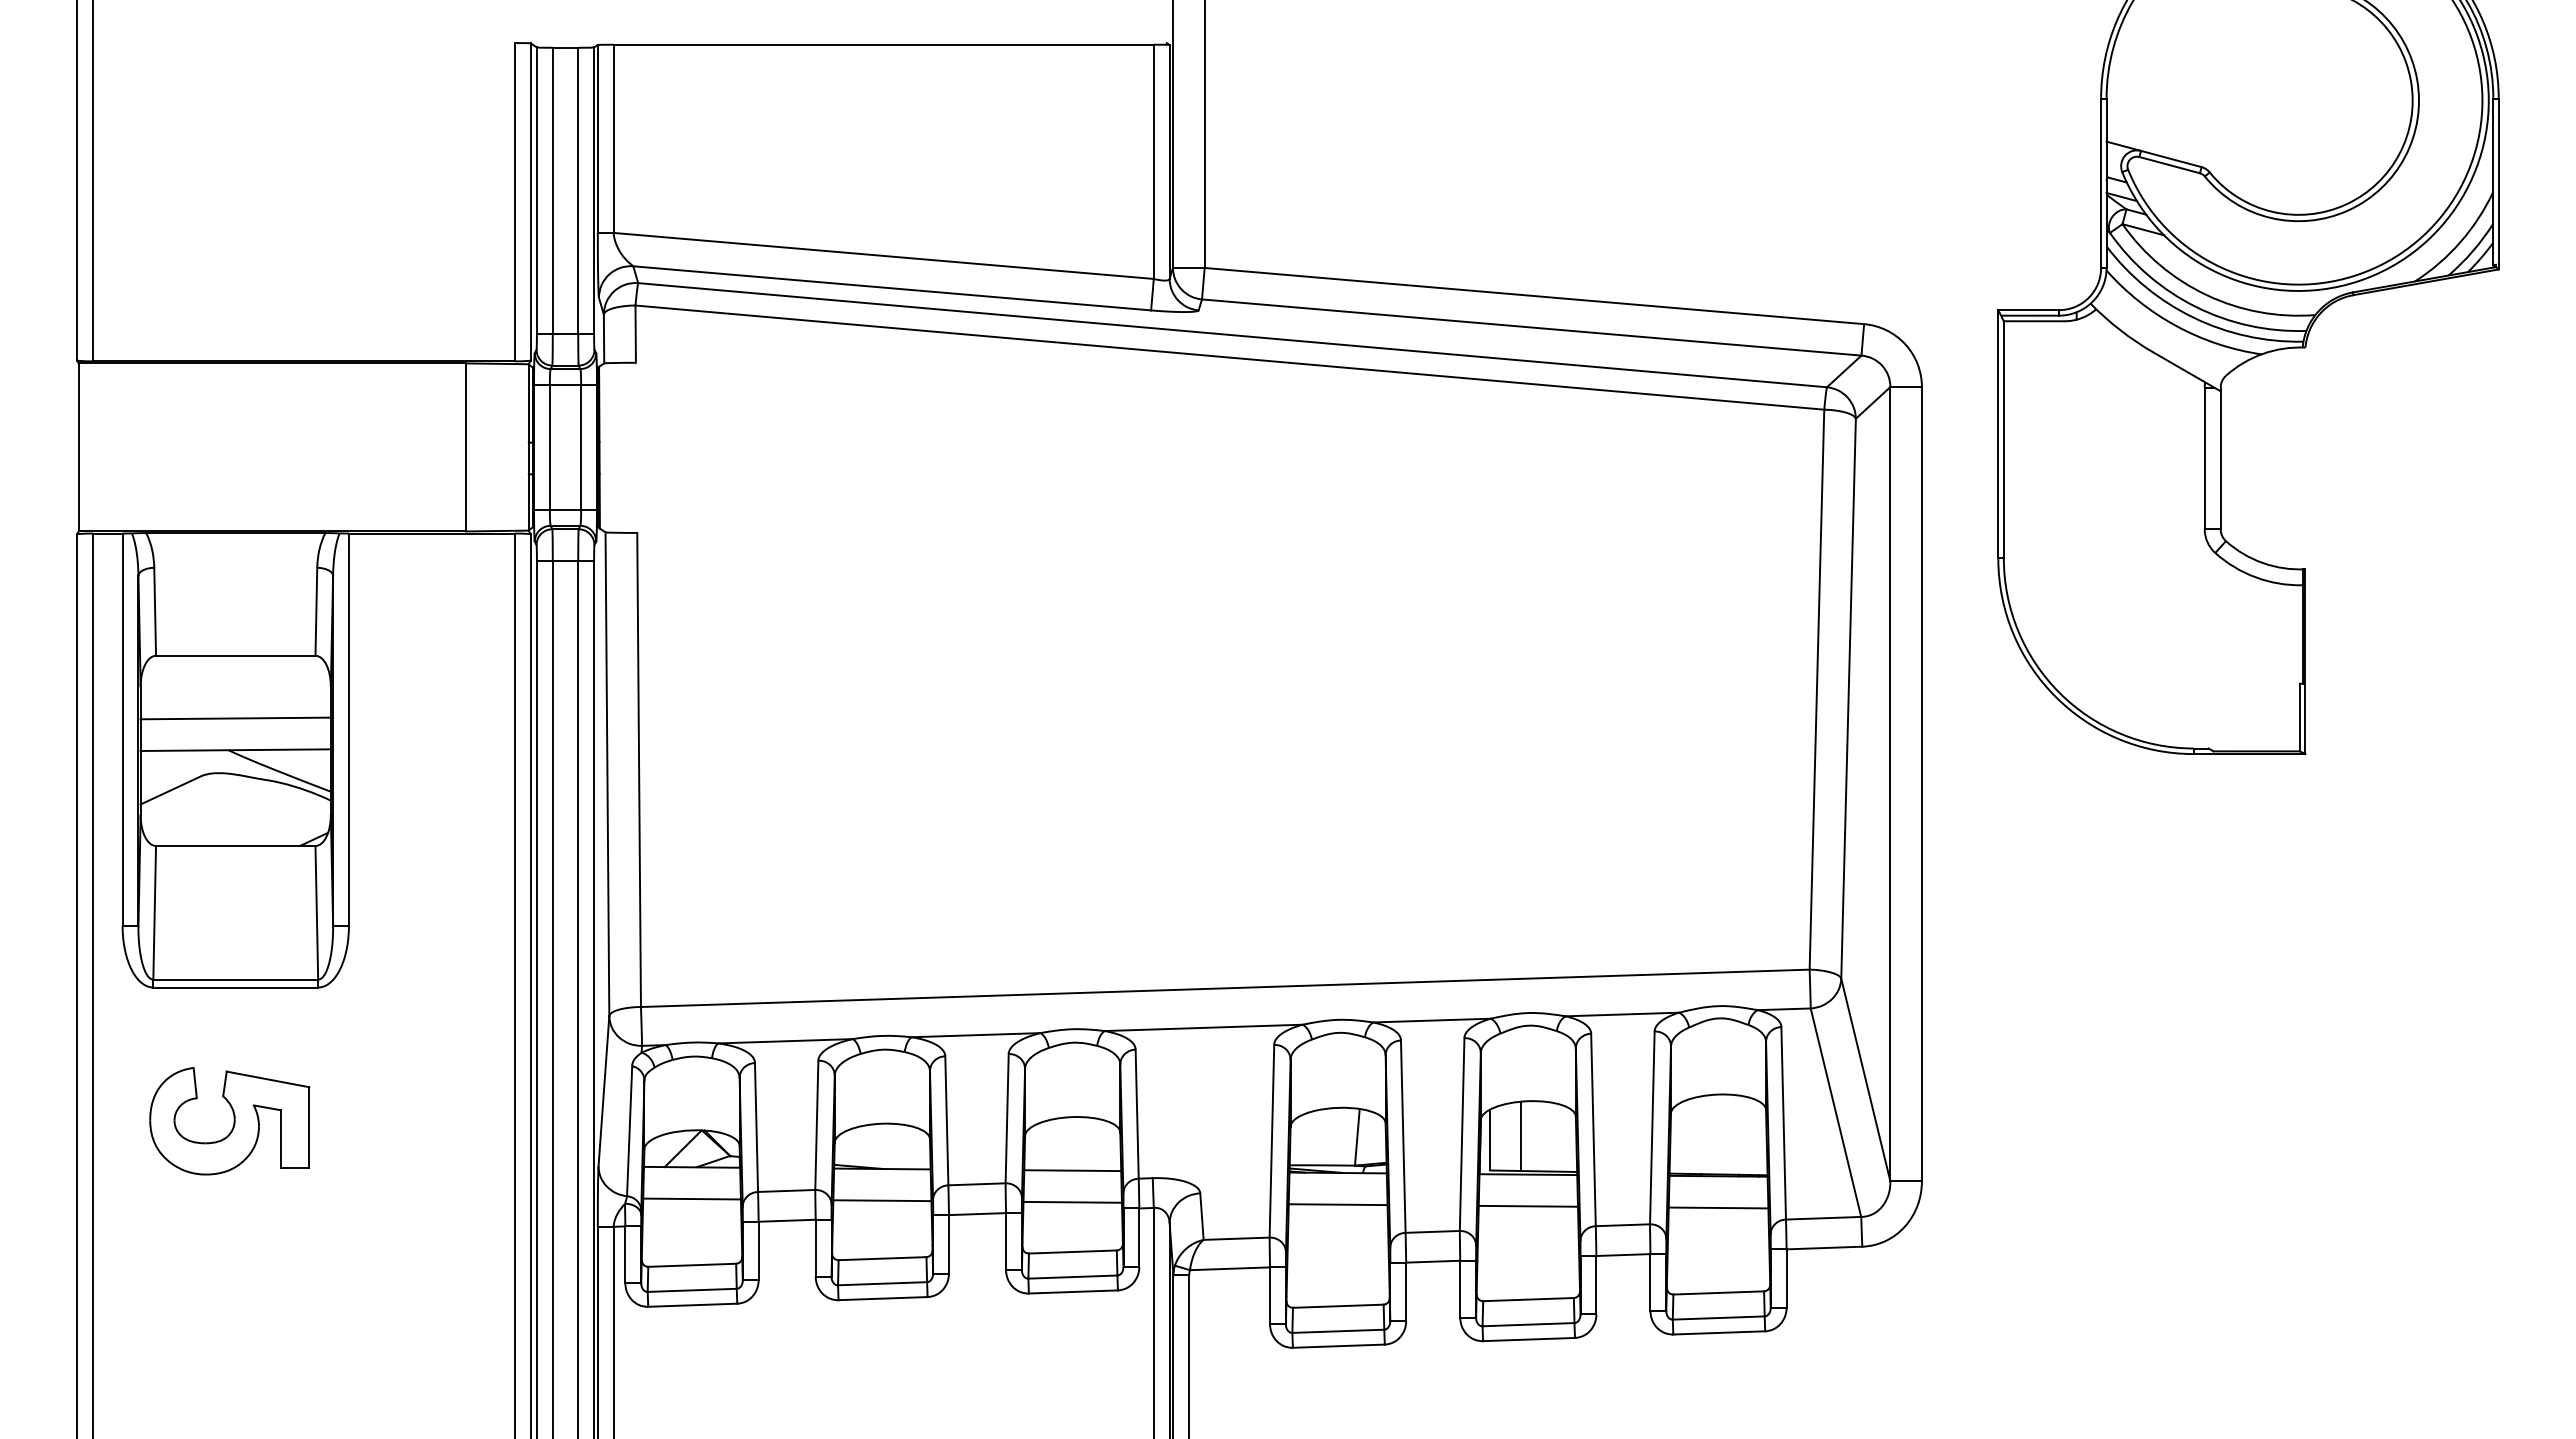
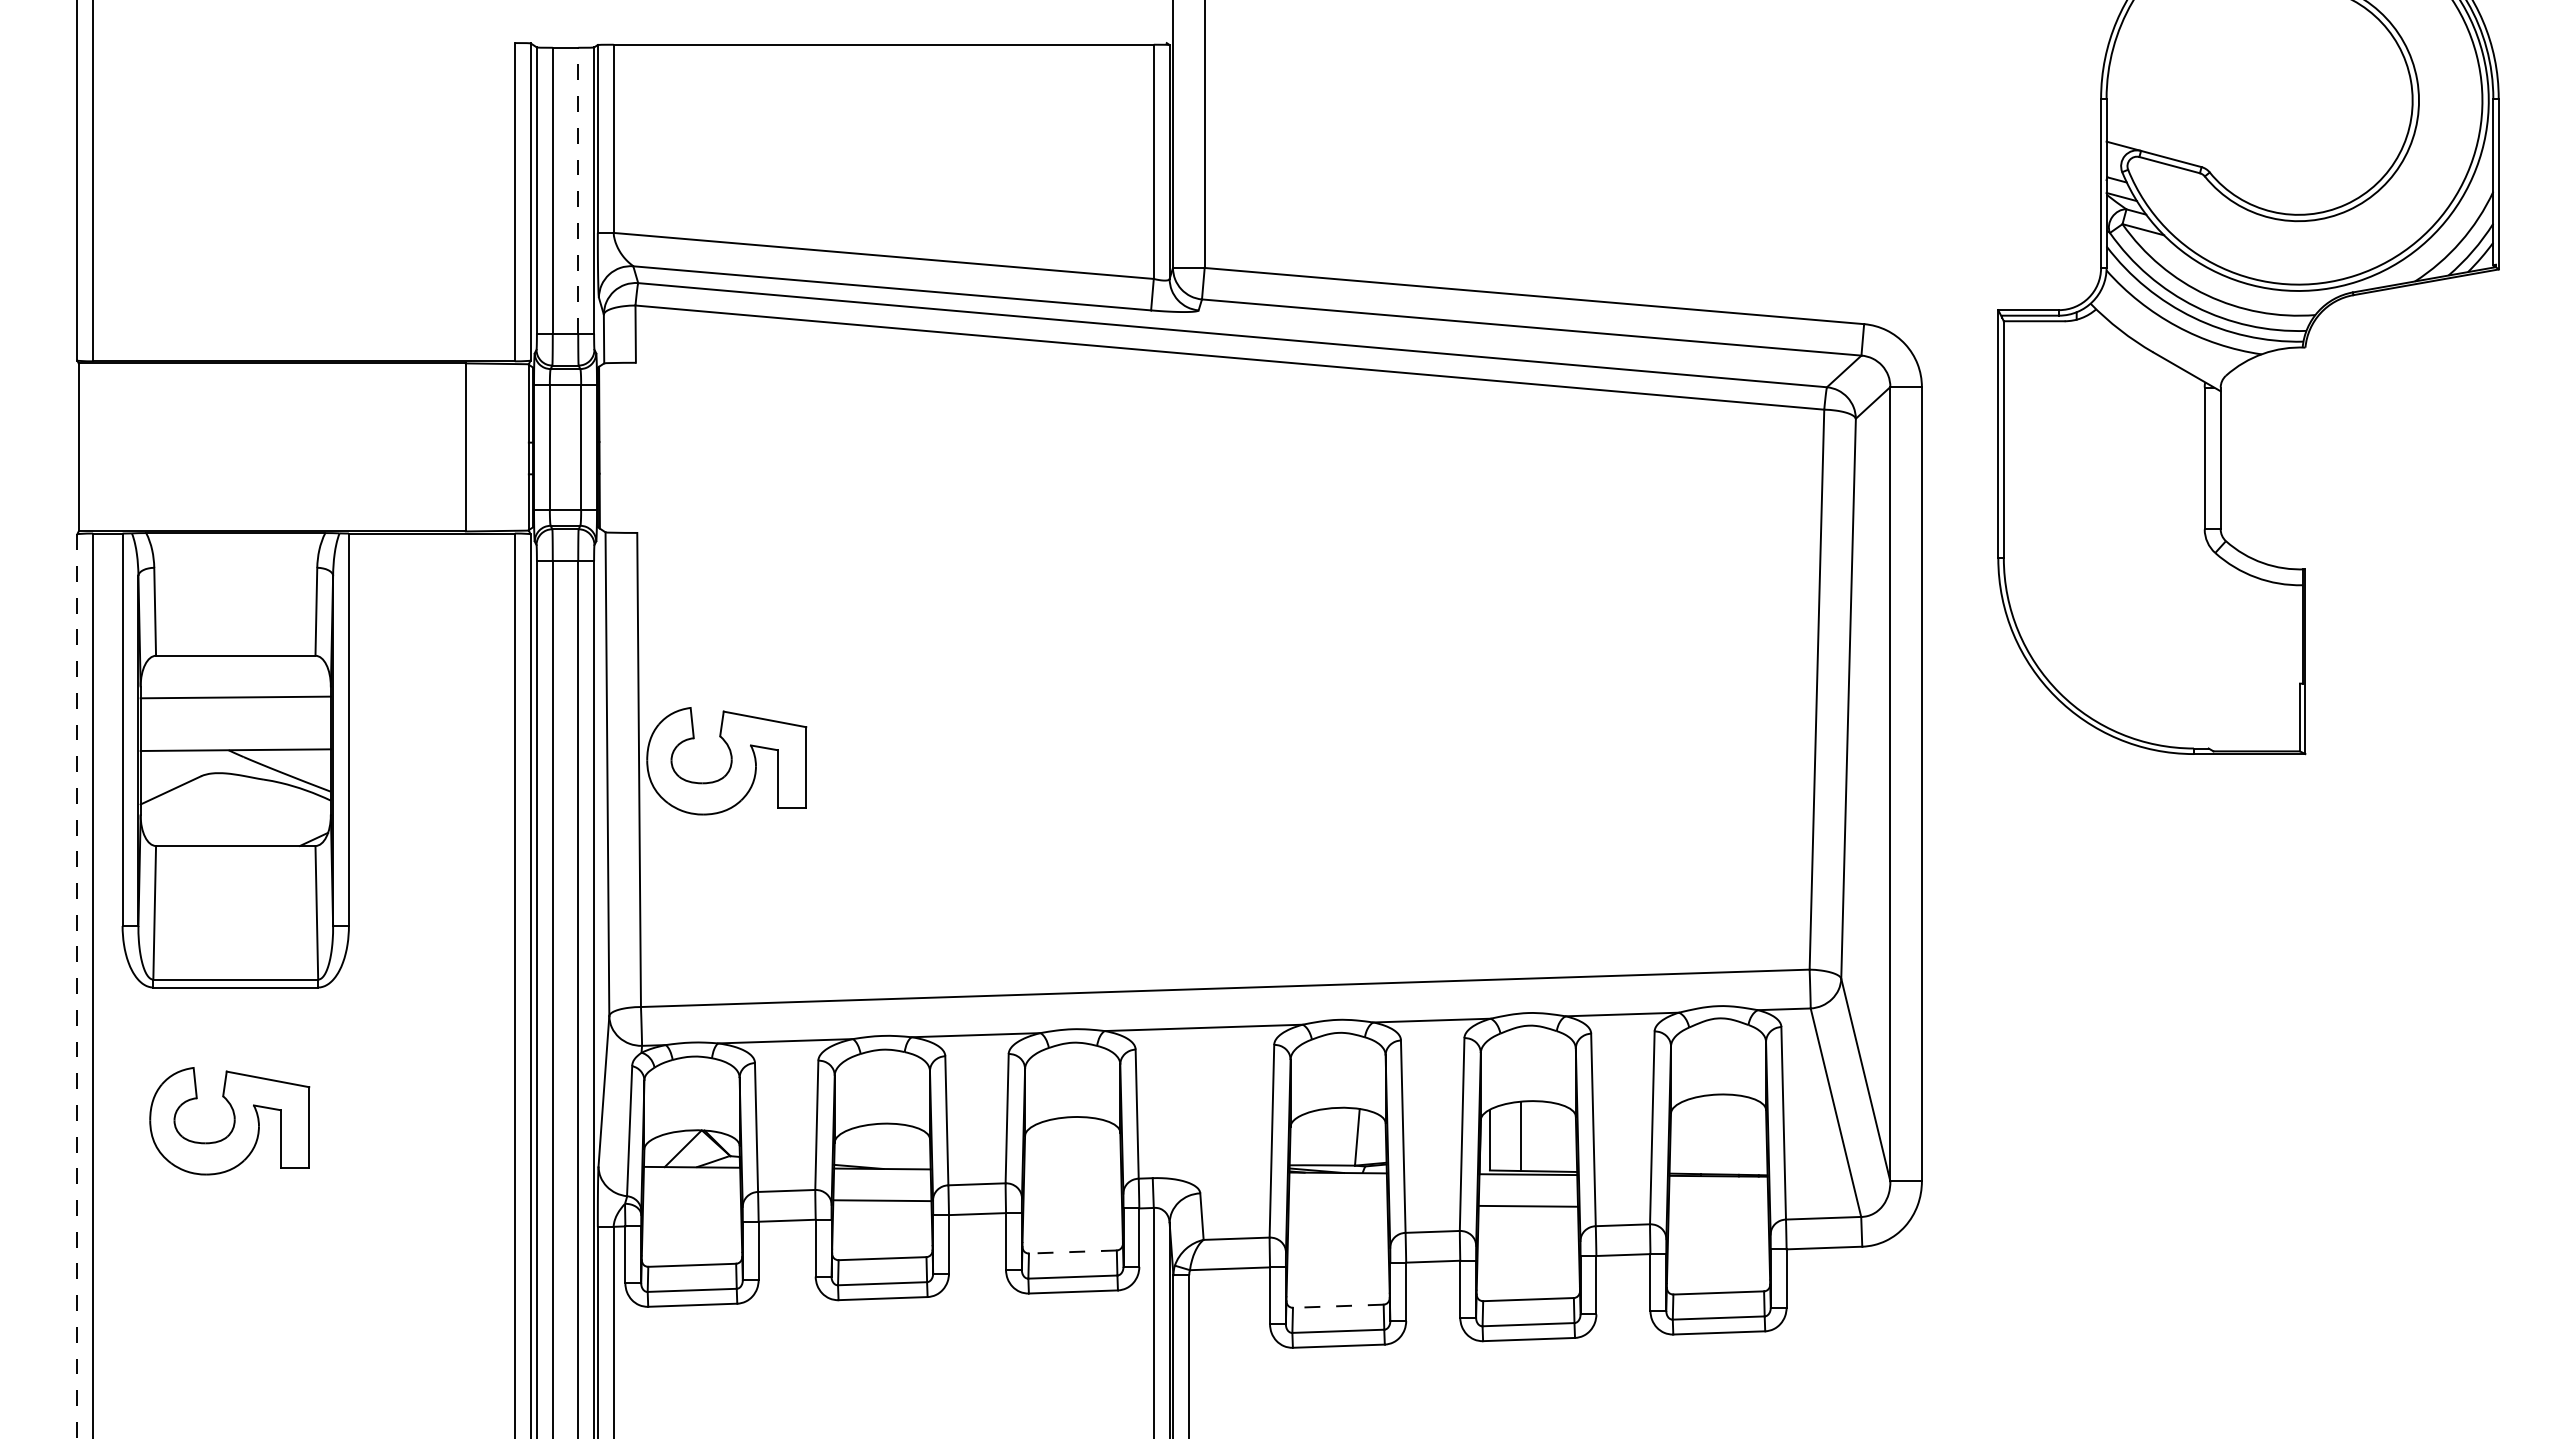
line: solid -> dashed (578, 190)
line position: (235, 718) -> (235, 697) (235, 697)
part: none -> present (726, 761)
line: solid -> dashed (77, 986)
line: present -> none (1072, 1170)
line: present -> none (691, 1198)
line: present -> none (1072, 1201)
line: present -> none (1337, 1204)
line: present -> none (1718, 1207)
line: solid -> dashed (1072, 1252)
line: solid -> dashed (1337, 1306)
